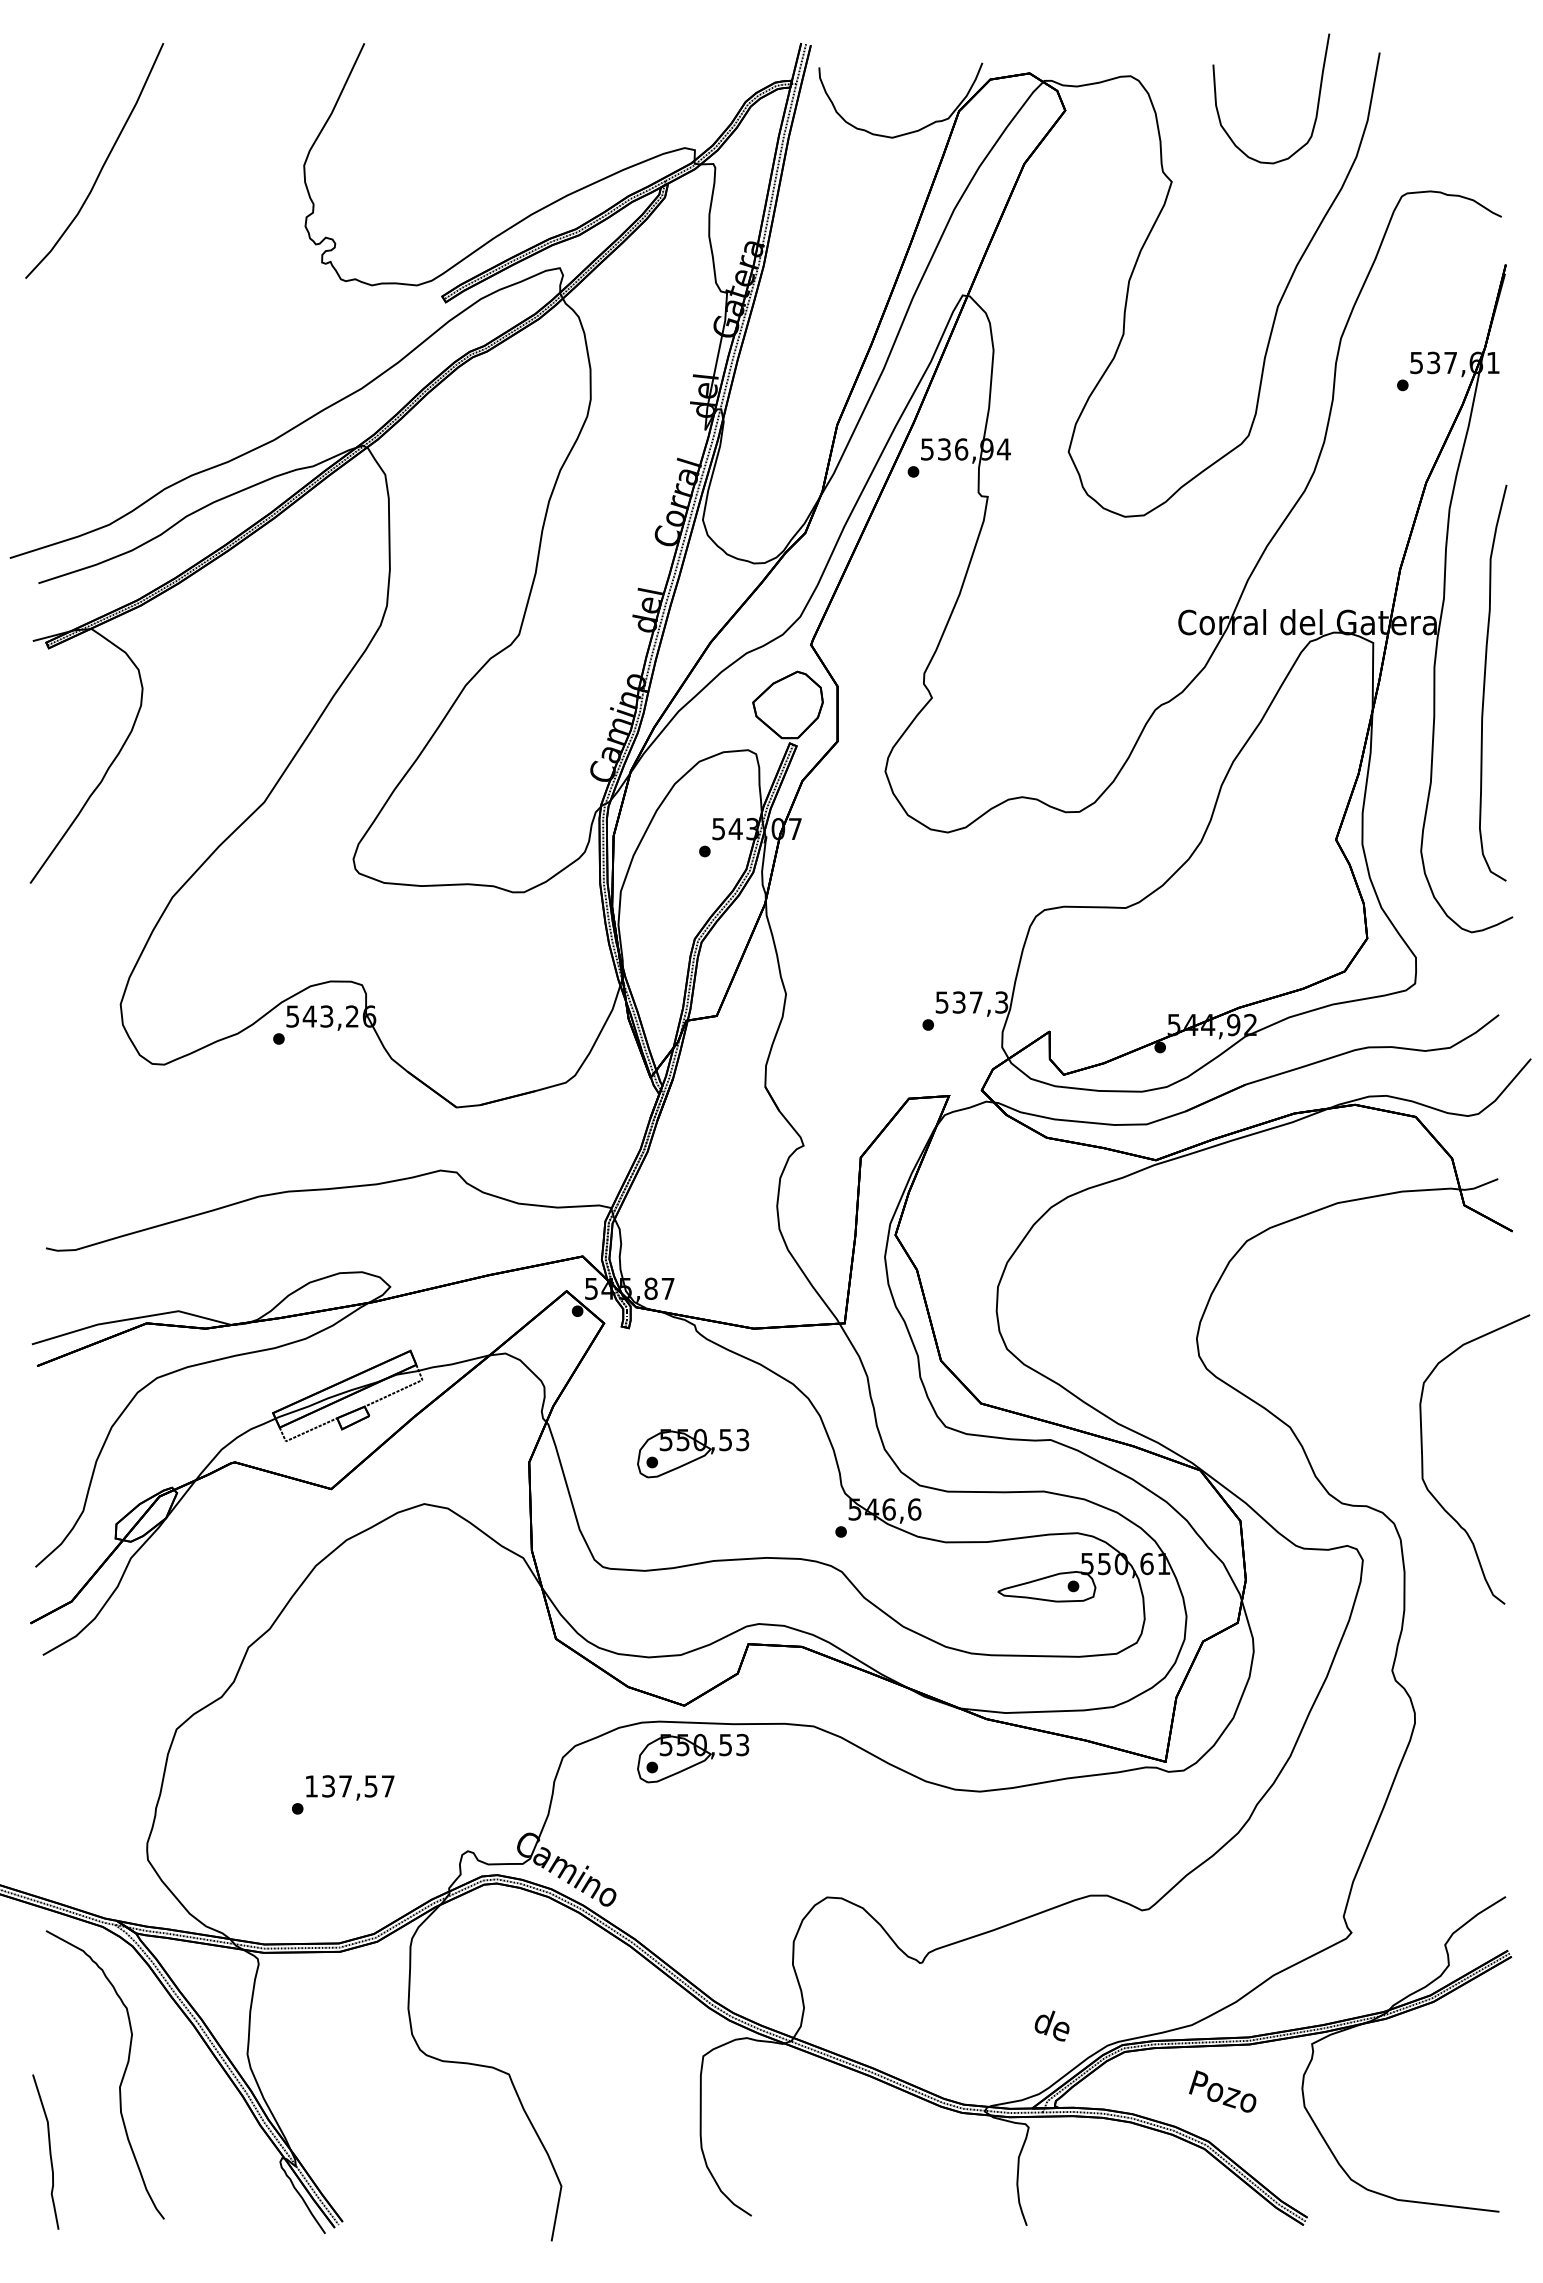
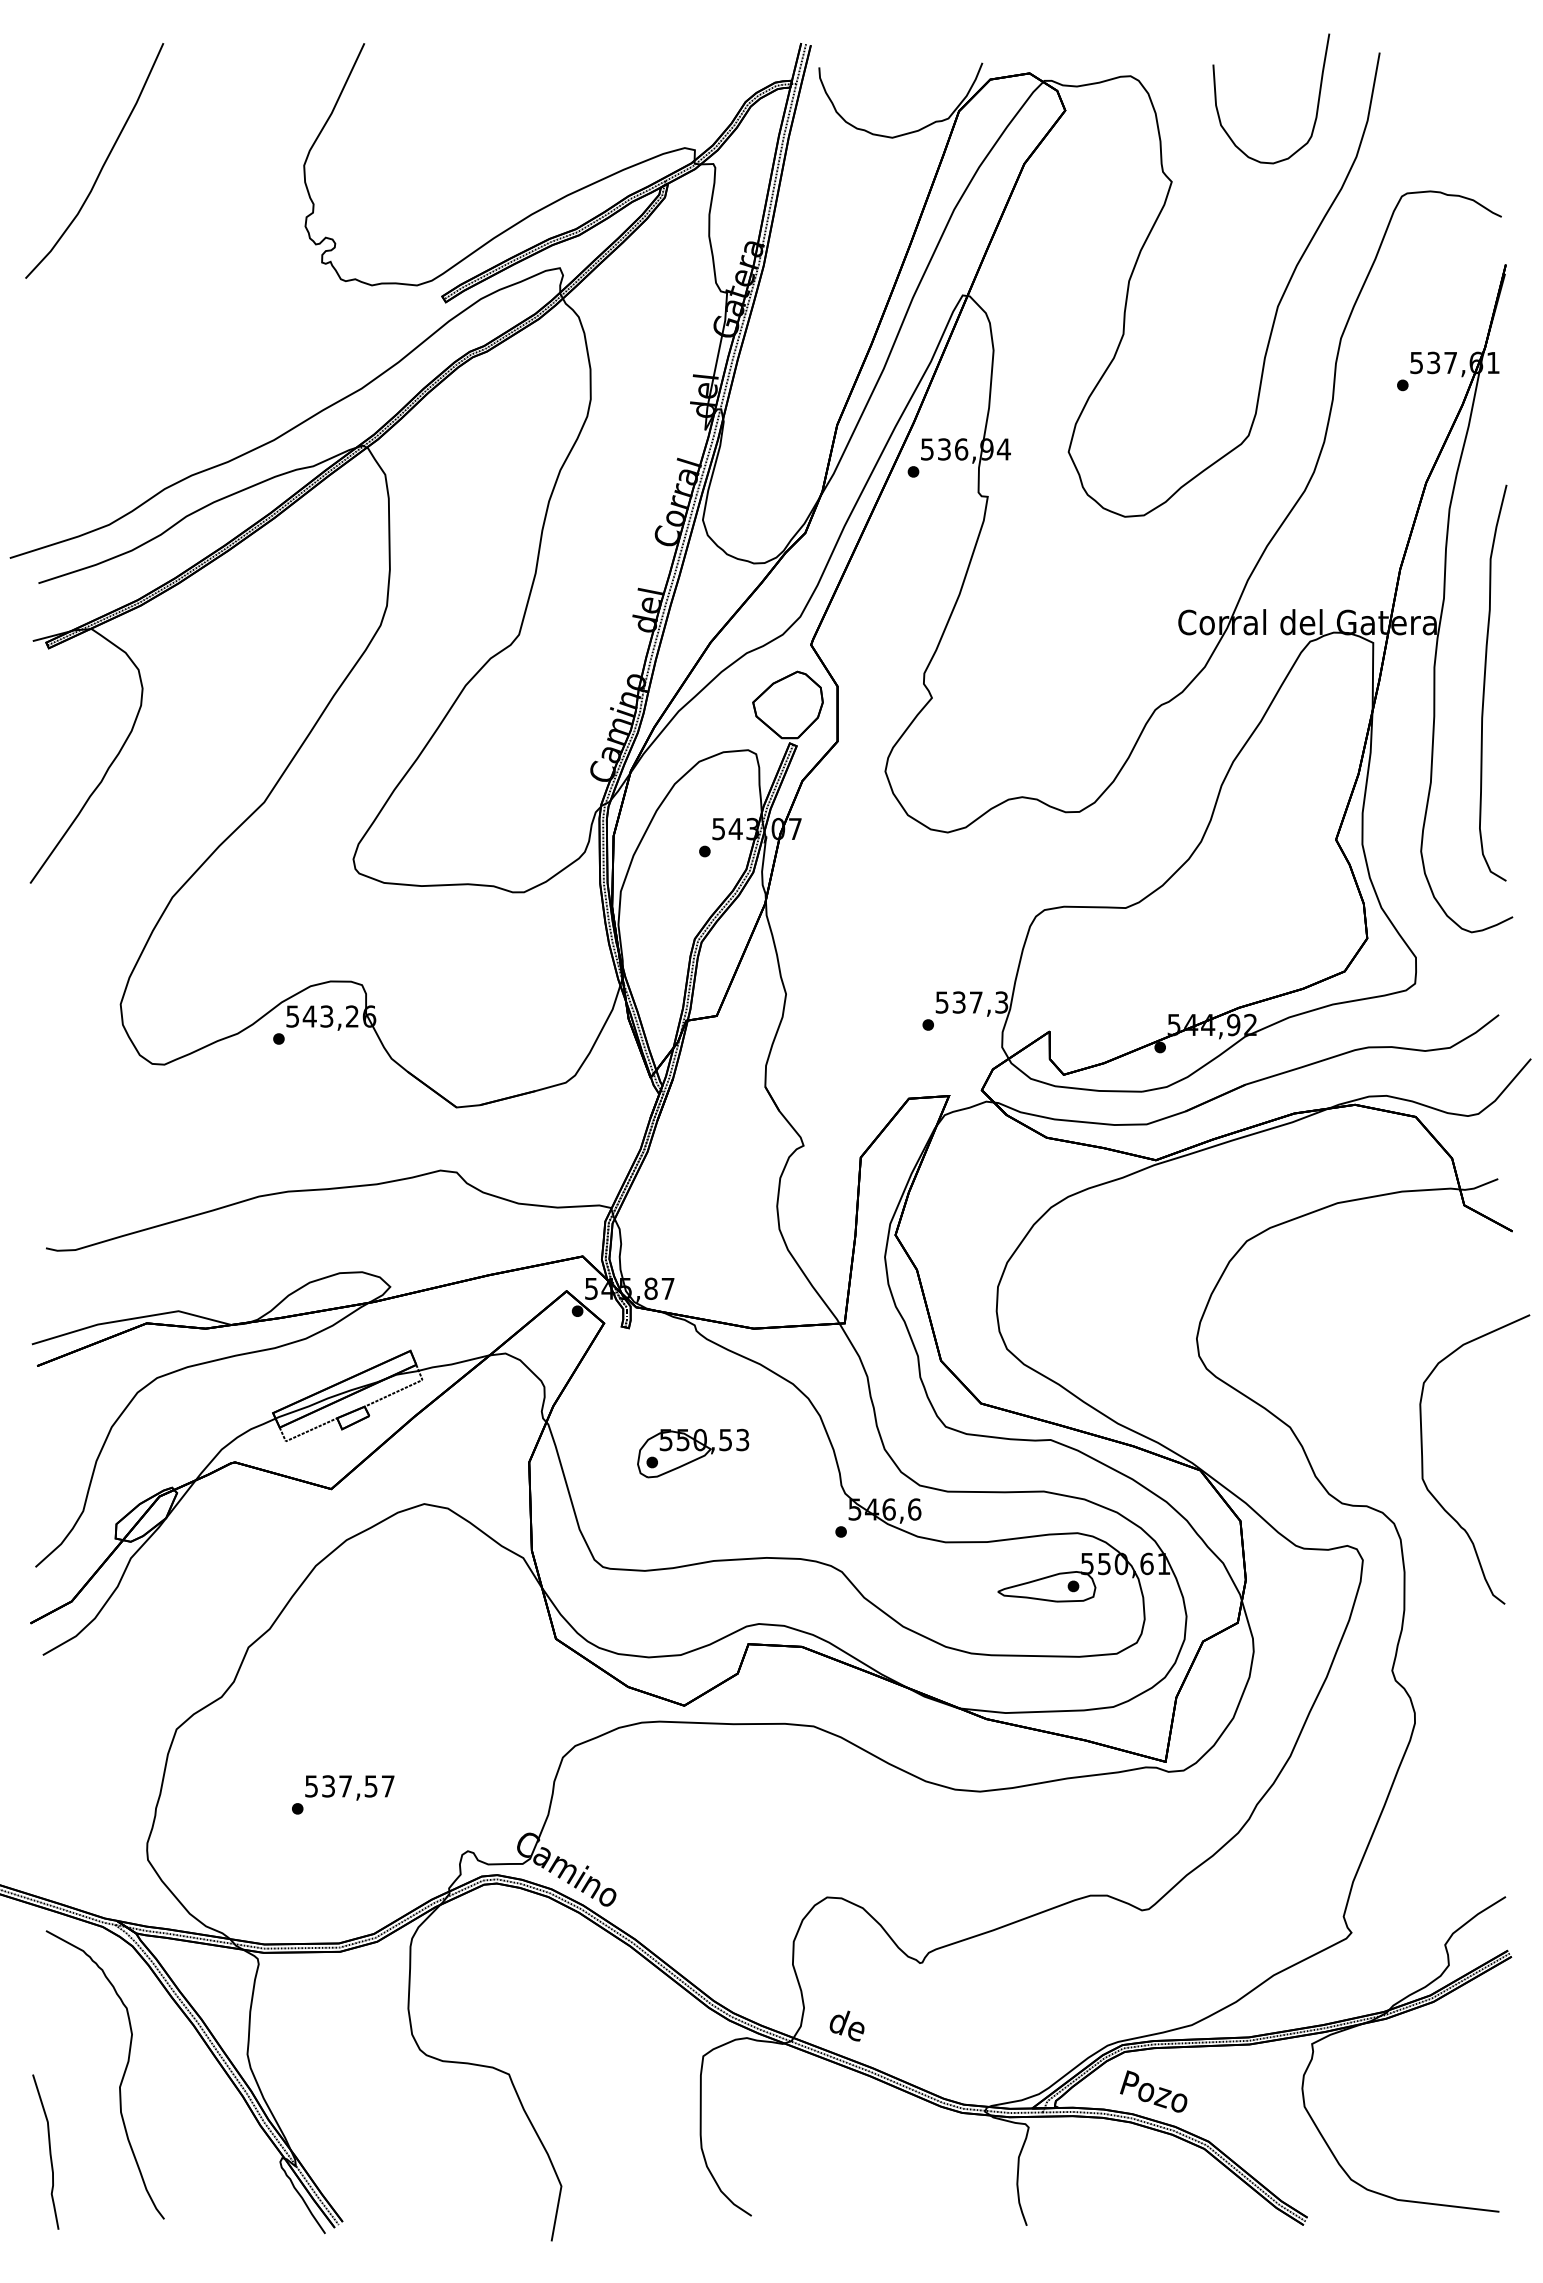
part: present -> none (693, 1758)
text: 137,57 -> 537,57 (311, 1786)
text position: (1051, 2025) -> (846, 2025) (846, 2025)
text position: (1222, 2091) -> (1153, 2091) (1153, 2091)
